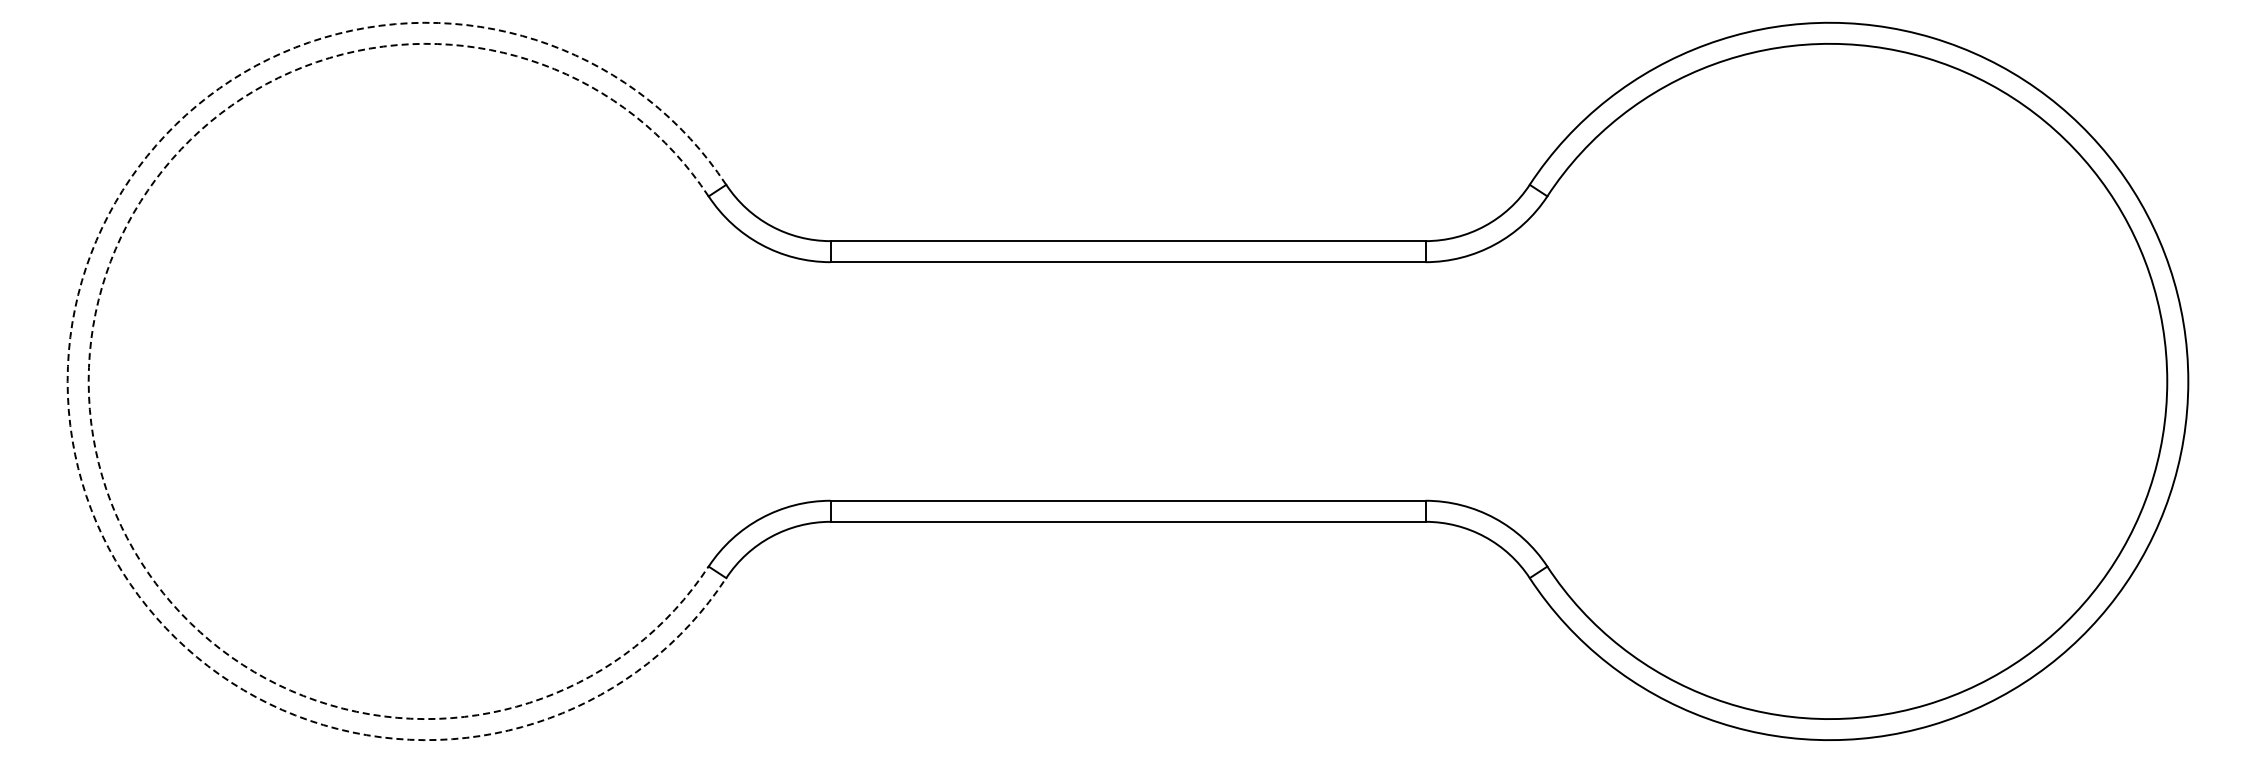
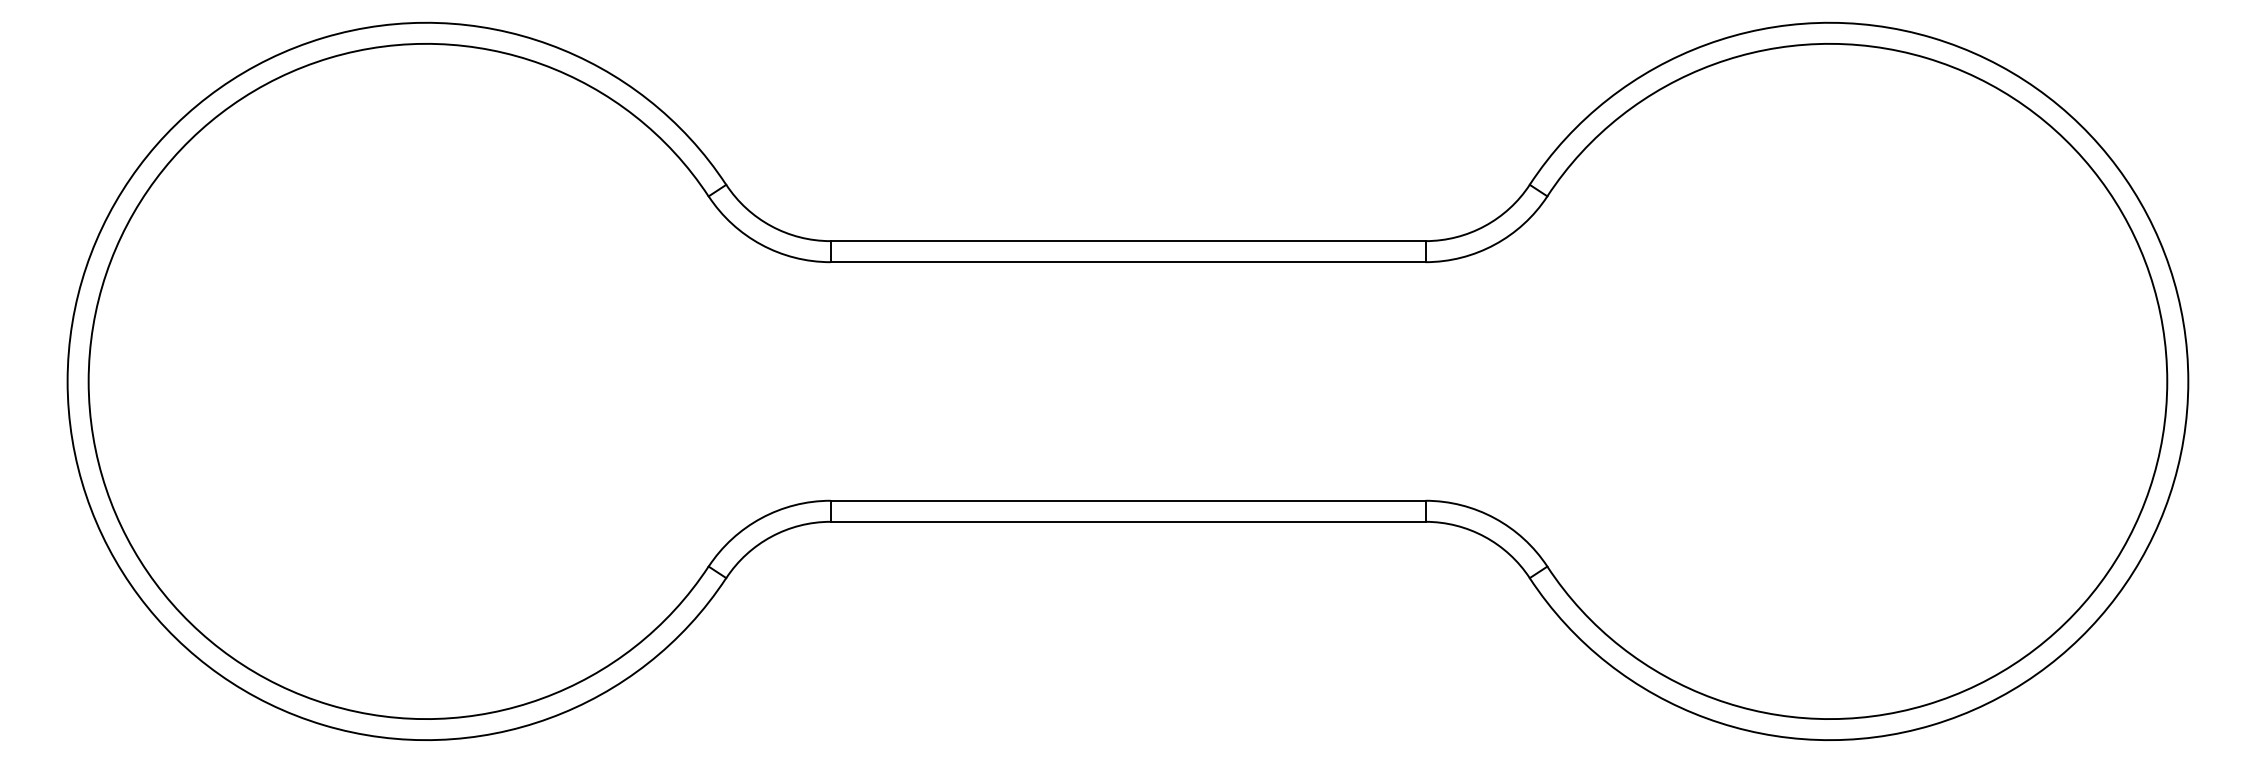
arc: dashed -> solid (67, 381)
arc: dashed -> solid (88, 381)
